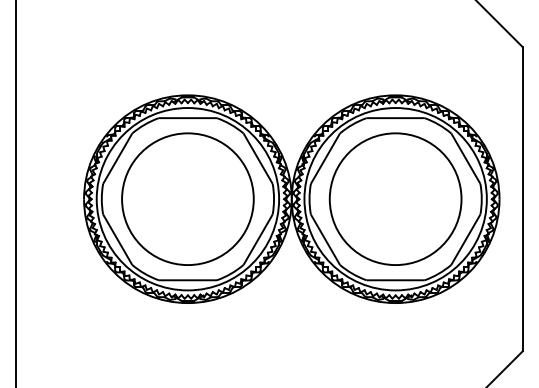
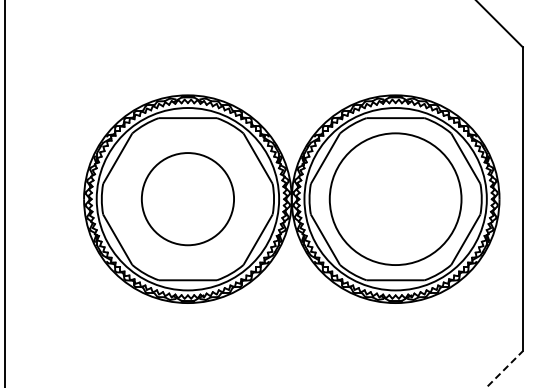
line position: (16, 193) -> (5, 193) (5, 193)
circle size: 134x134 px -> 94x95 px (187, 199)
line: solid -> dashed (504, 369)
